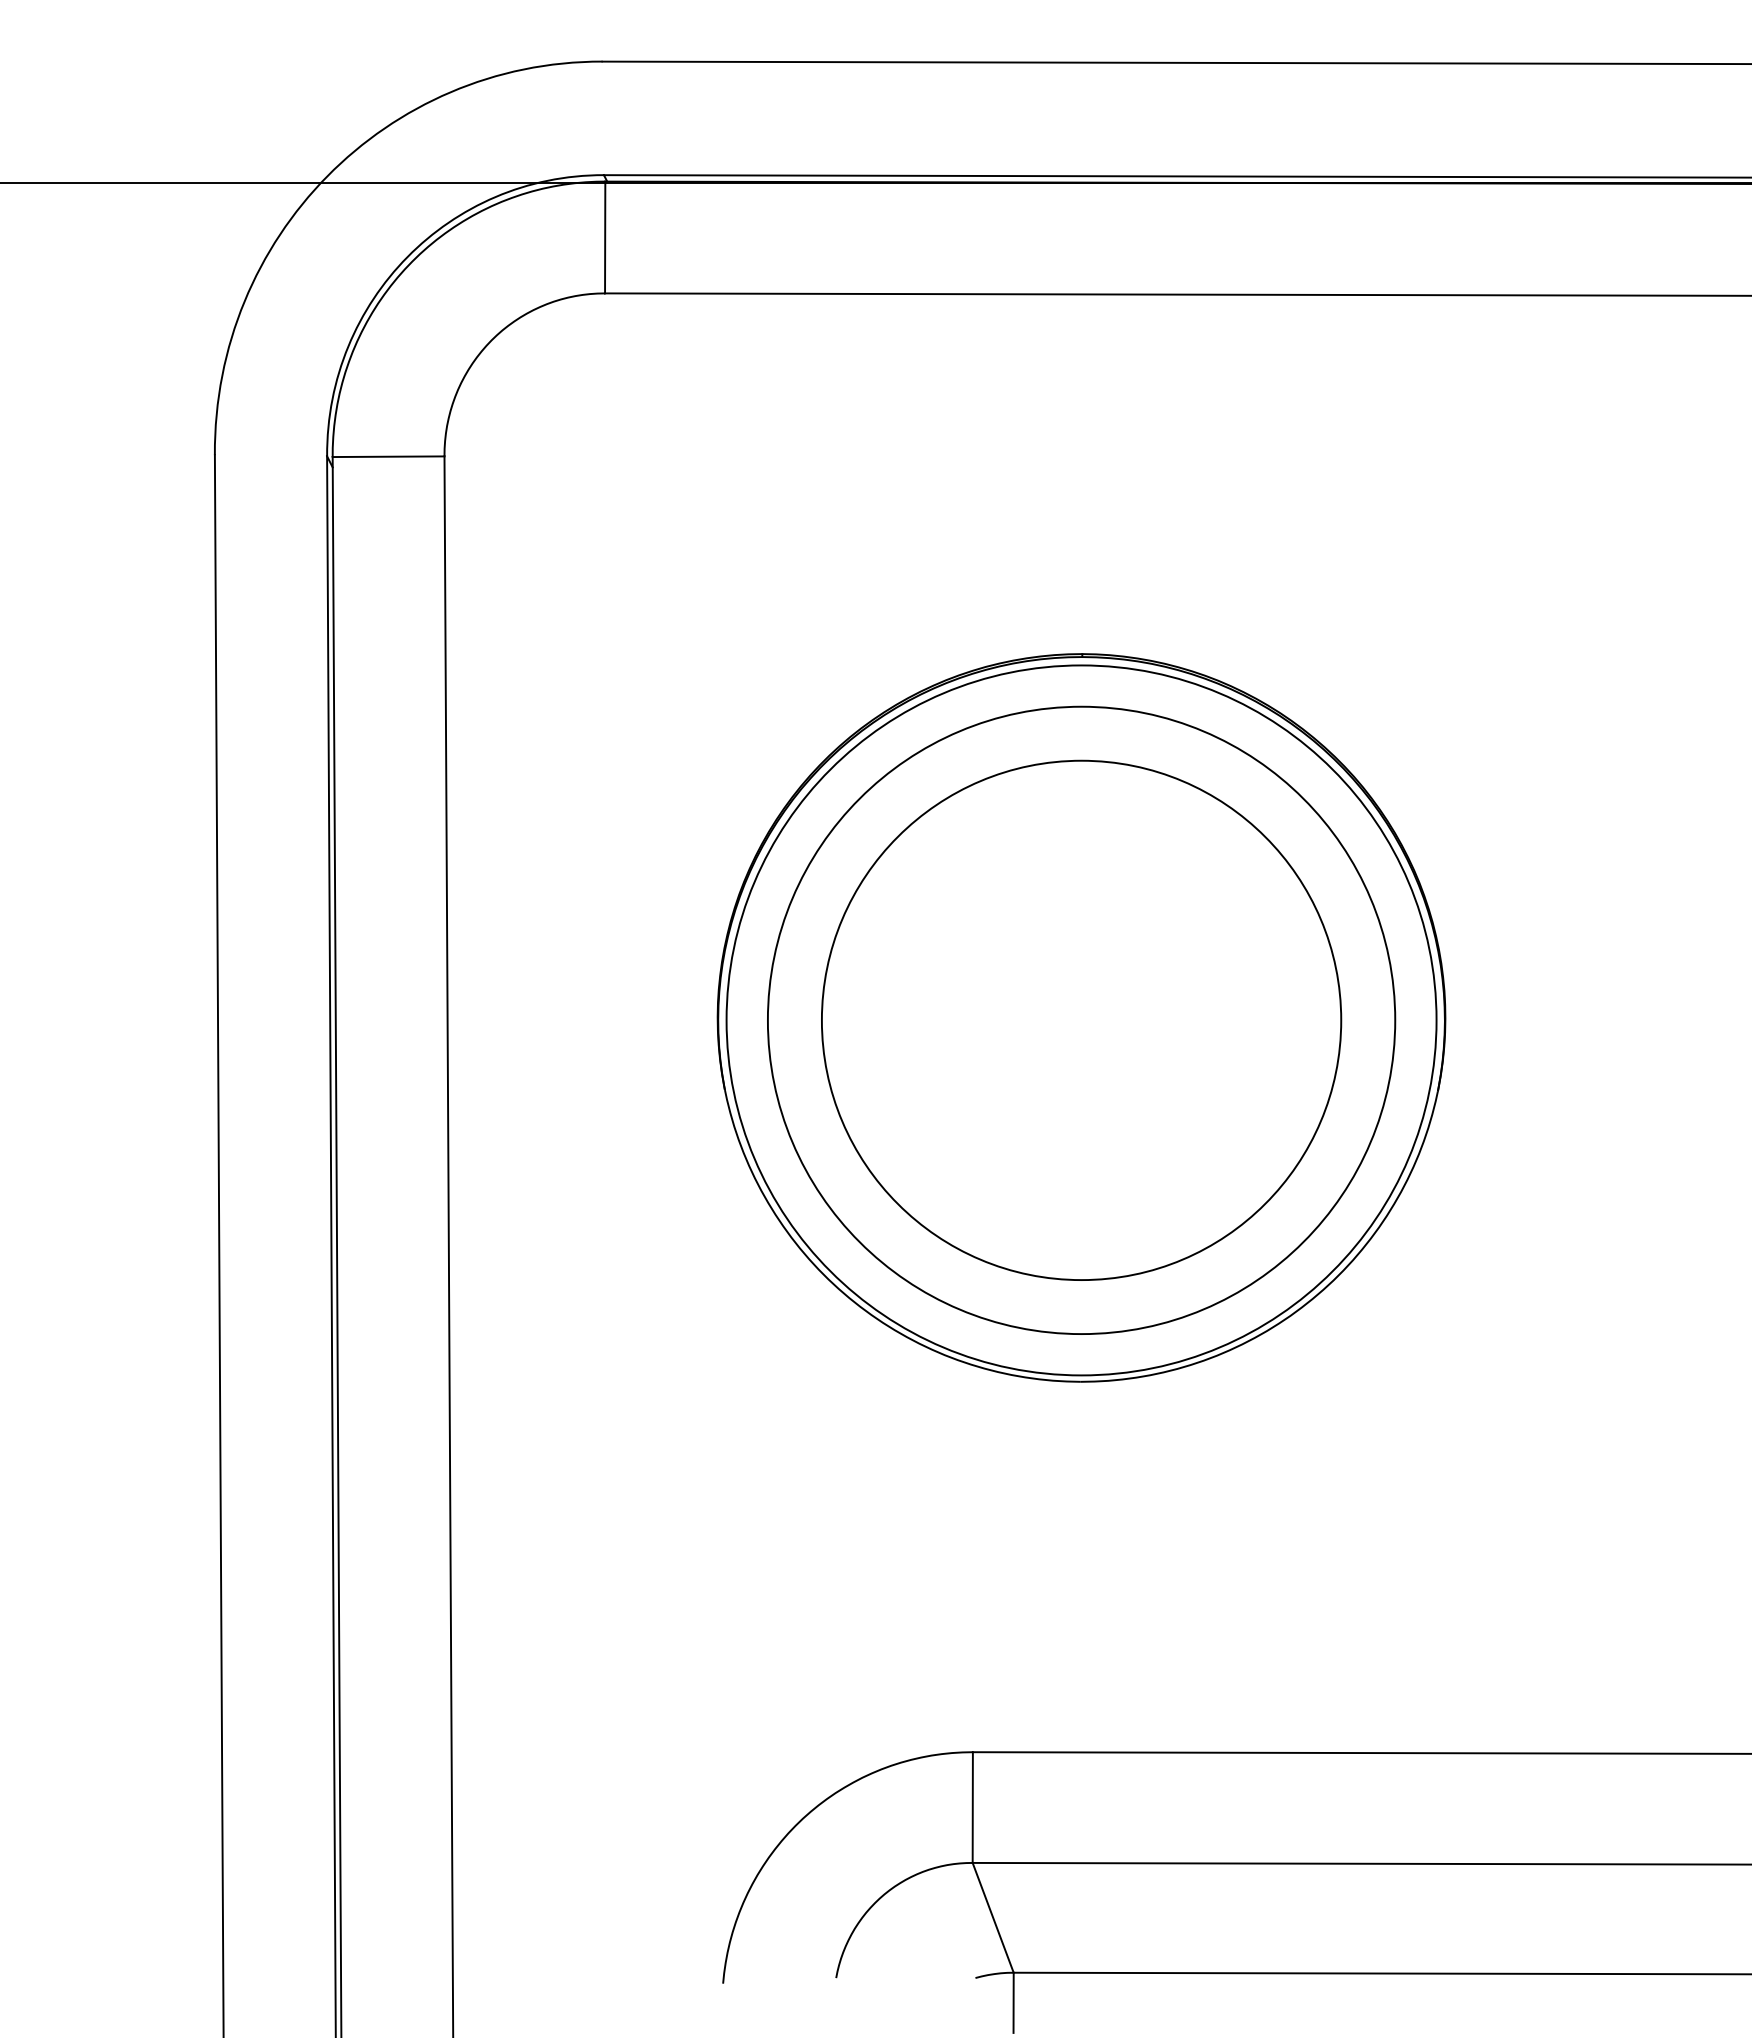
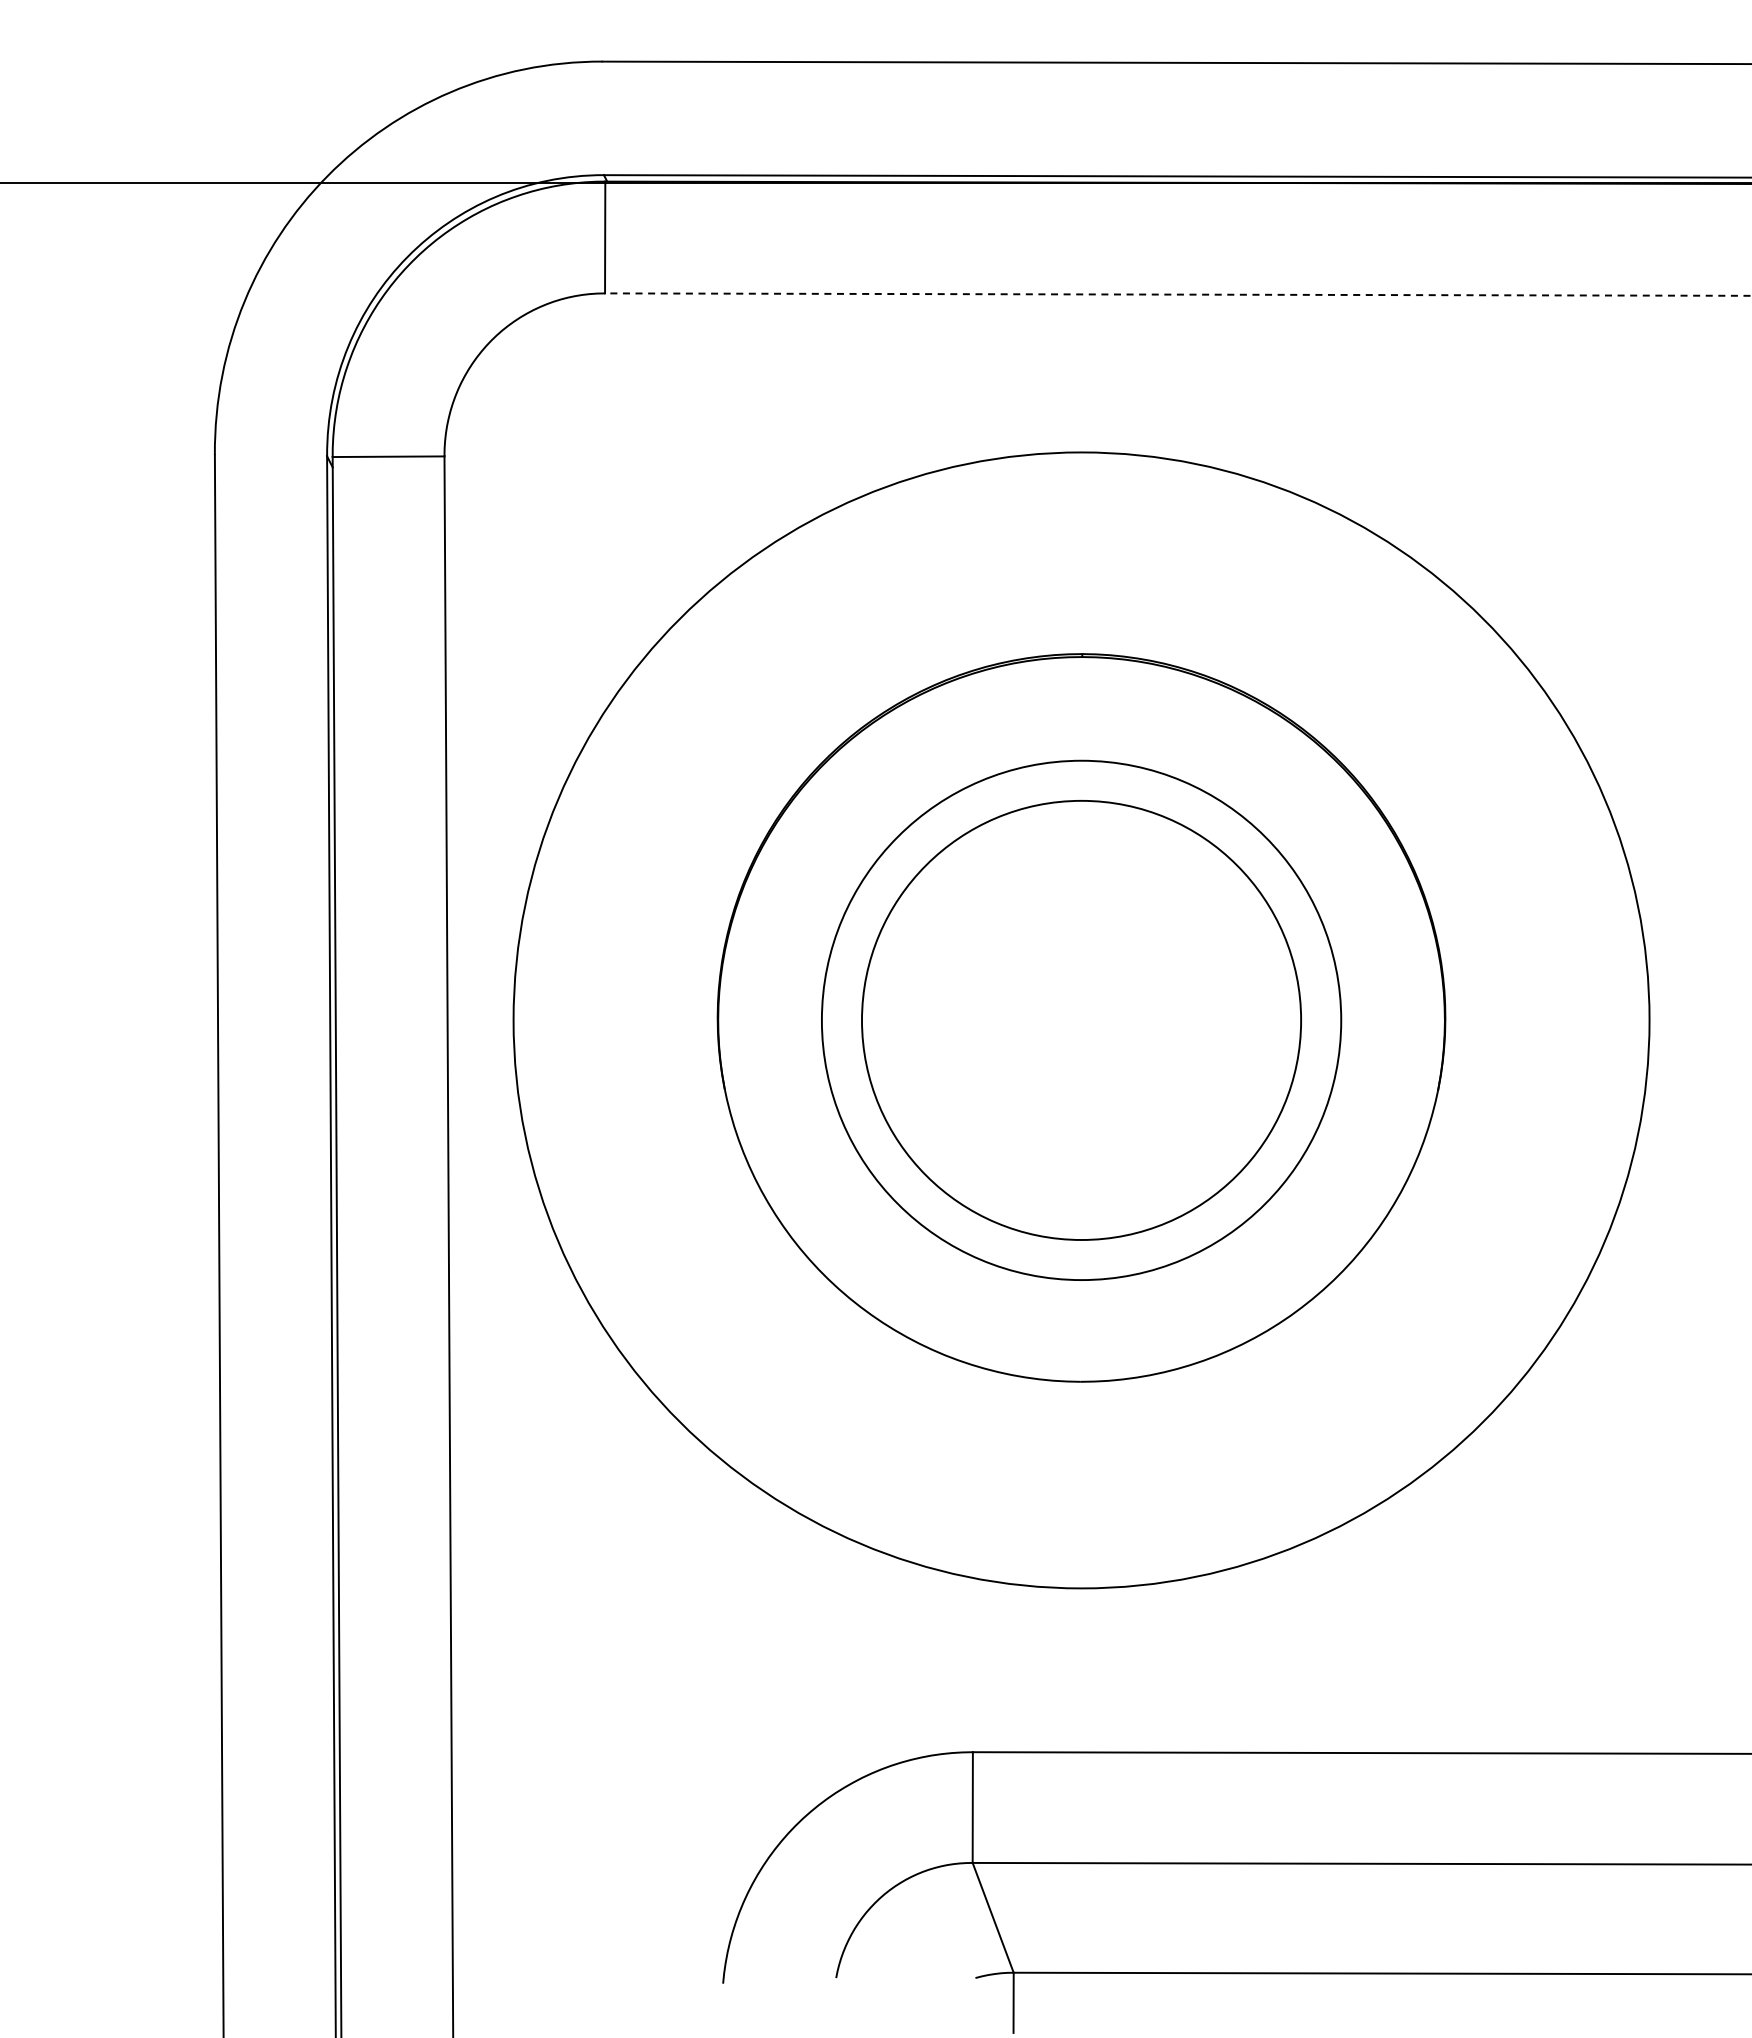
line: solid -> dashed (1177, 294)
circle diameter: 627 px -> 439 px (1081, 1020)
circle diameter: 710 px -> 1136 px (1081, 1020)
